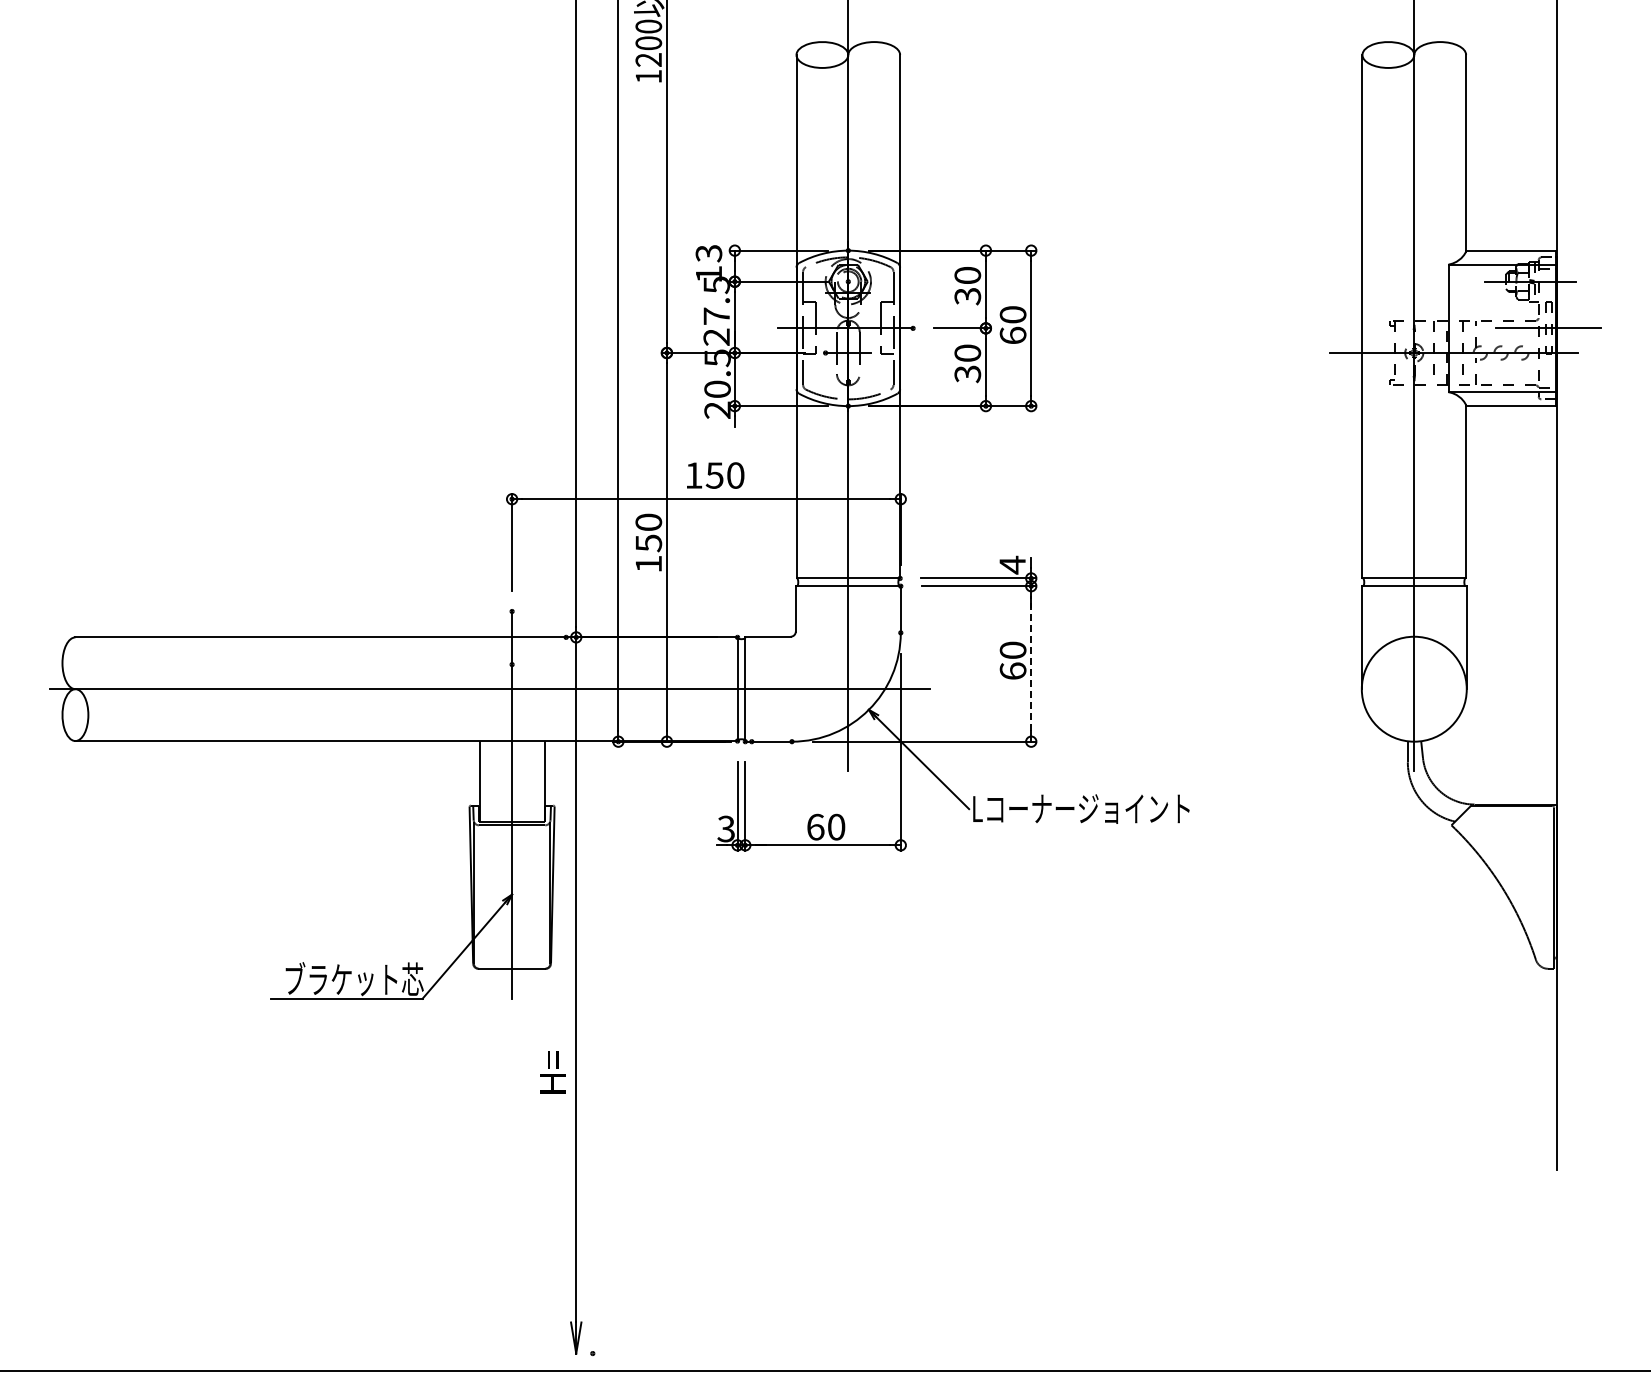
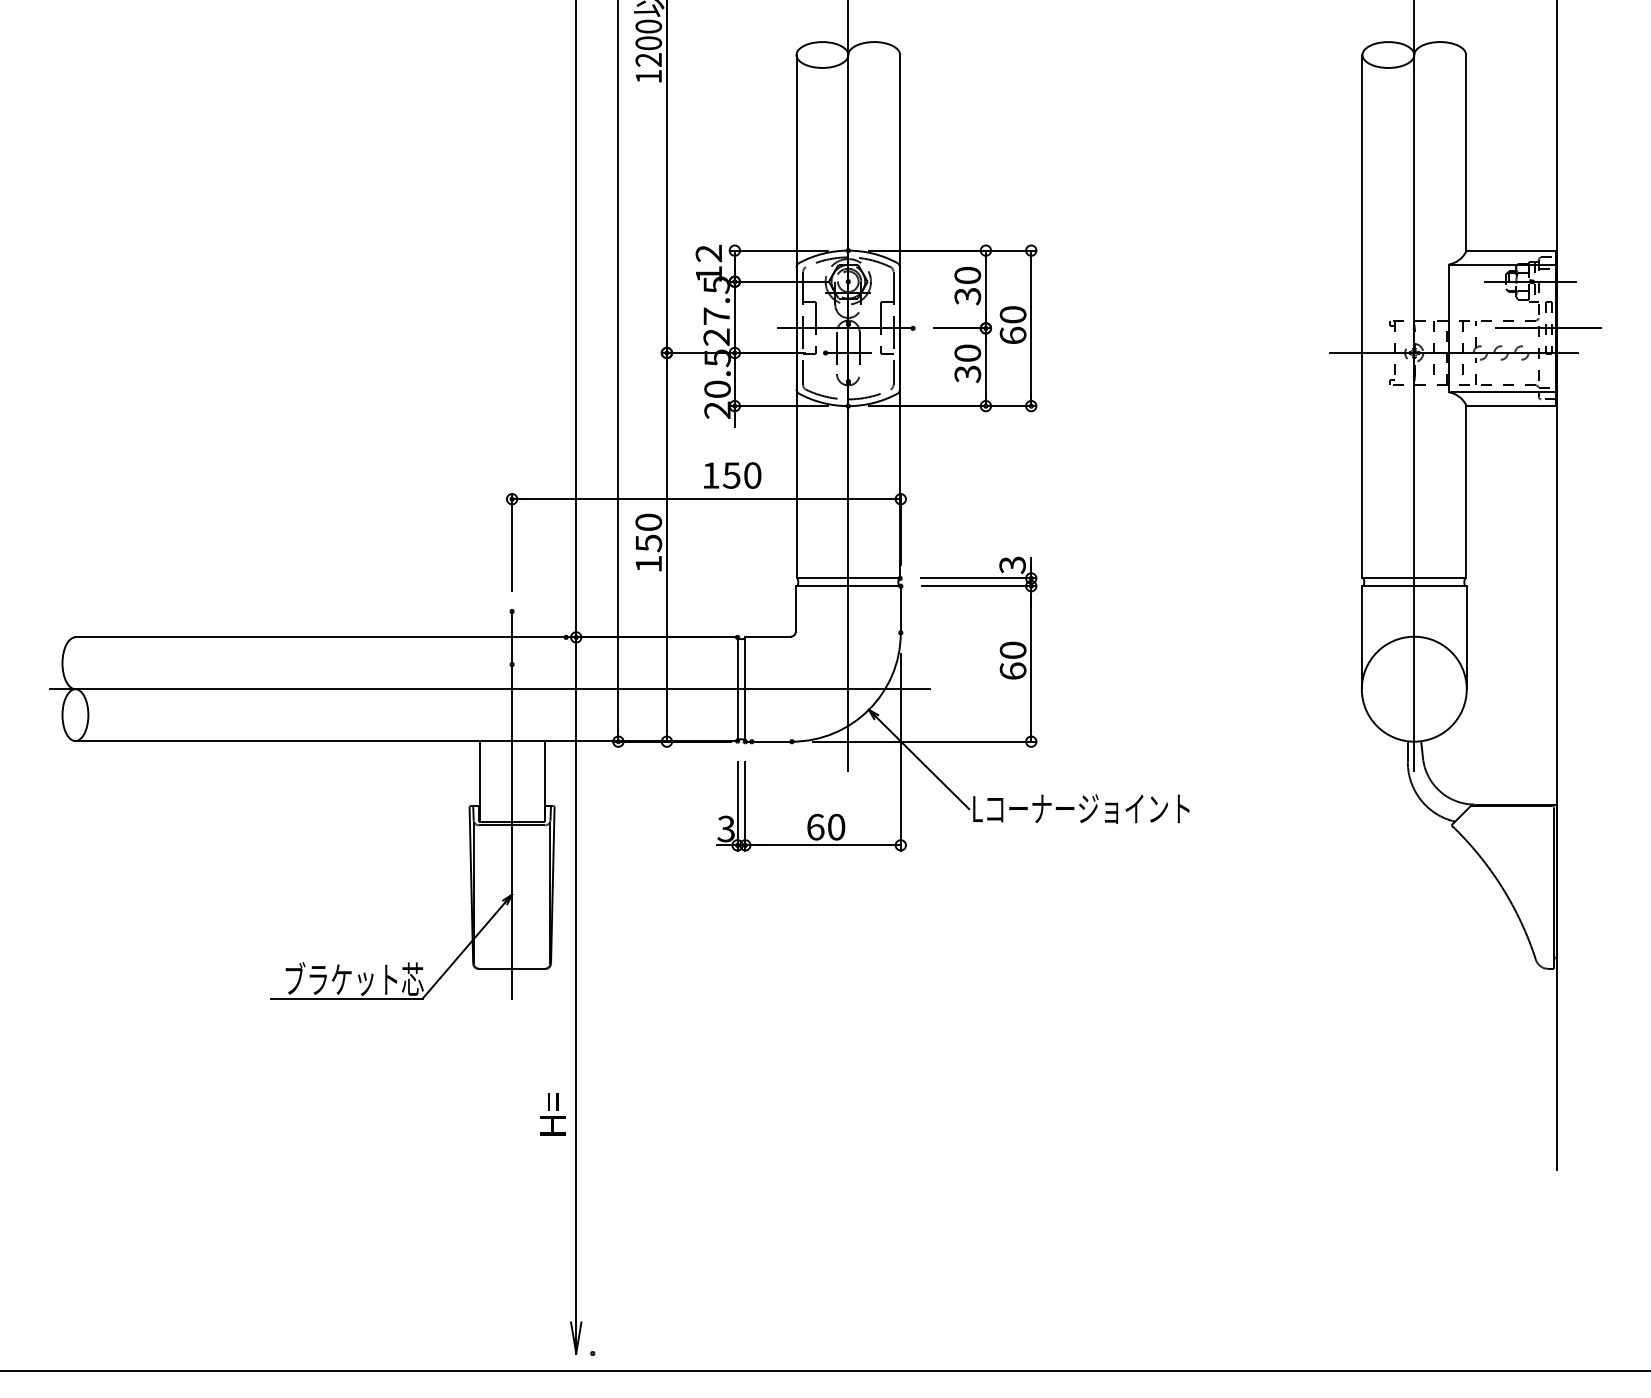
text: 13 -> 12 (709, 253)
text position: (715, 475) -> (732, 475) (732, 475)
text: 4 -> 3 (1012, 564)
line: dashed -> solid (1031, 663)
text position: (552, 1072) -> (552, 1114) (552, 1114)
